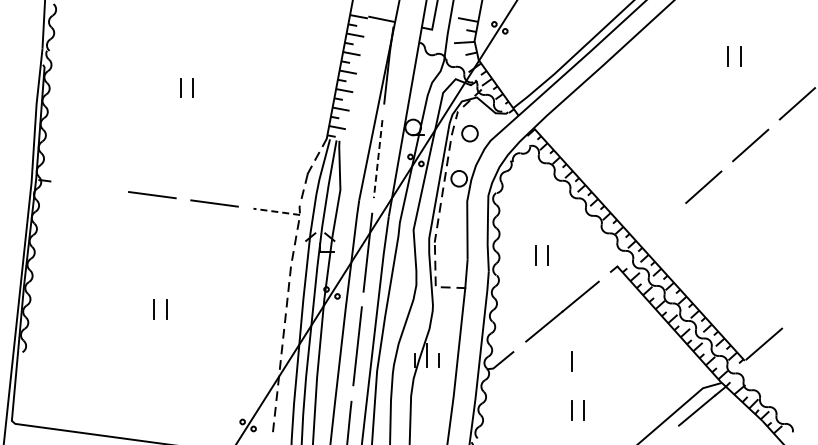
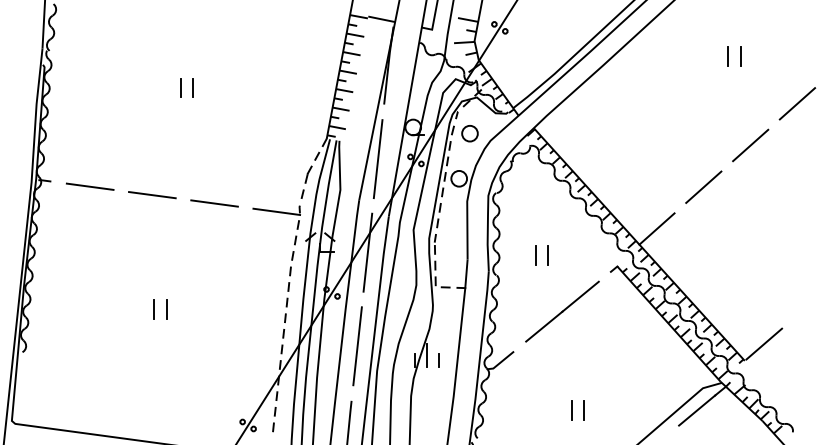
line: dashed -> solid (378, 159)
line: none -> present (89, 186)
line: dashed -> solid (276, 211)
line: none -> present (656, 228)
line: present -> none (571, 361)
